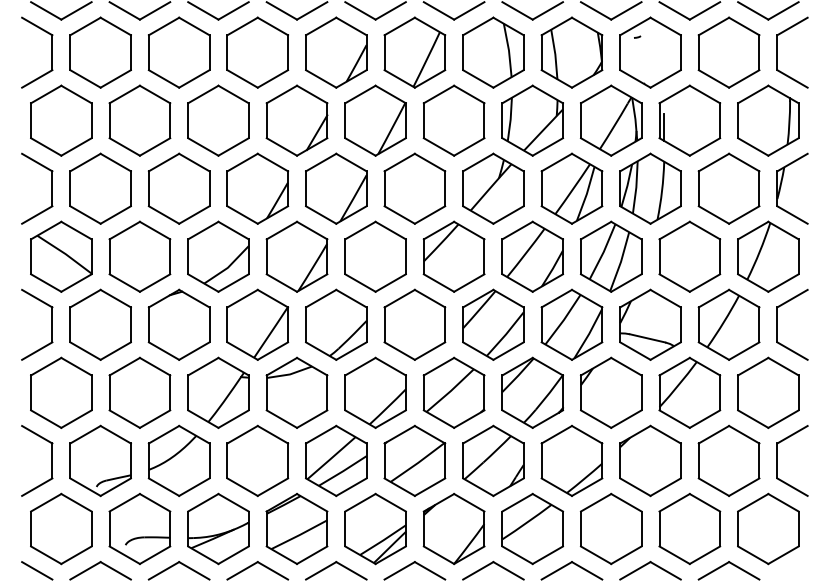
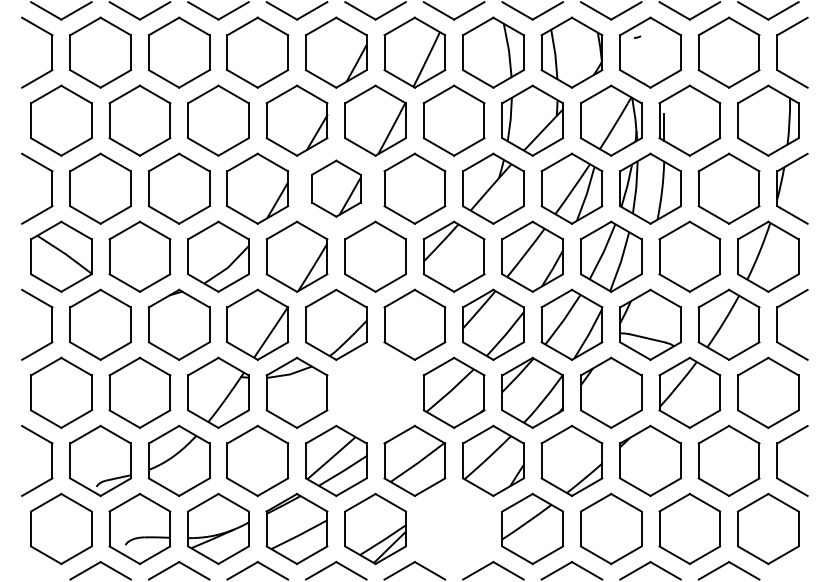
part size: 63x73 px -> 51x59 px (336, 188)
part: present -> none (375, 392)
part: present -> none (453, 528)
line: present -> none (36, 570)
